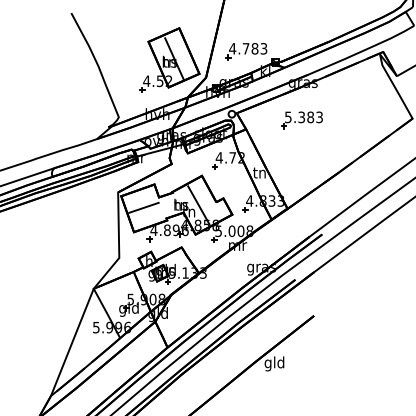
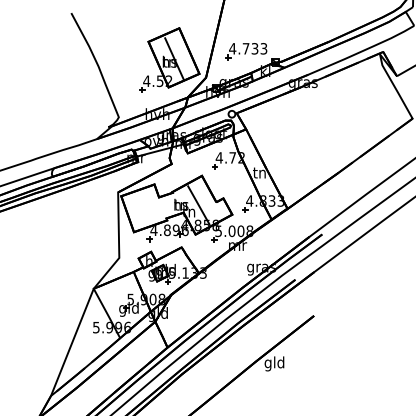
text: 4.783 -> 4.733 (254, 48)
part: present -> none (301, 120)
line: present -> none (143, 207)
